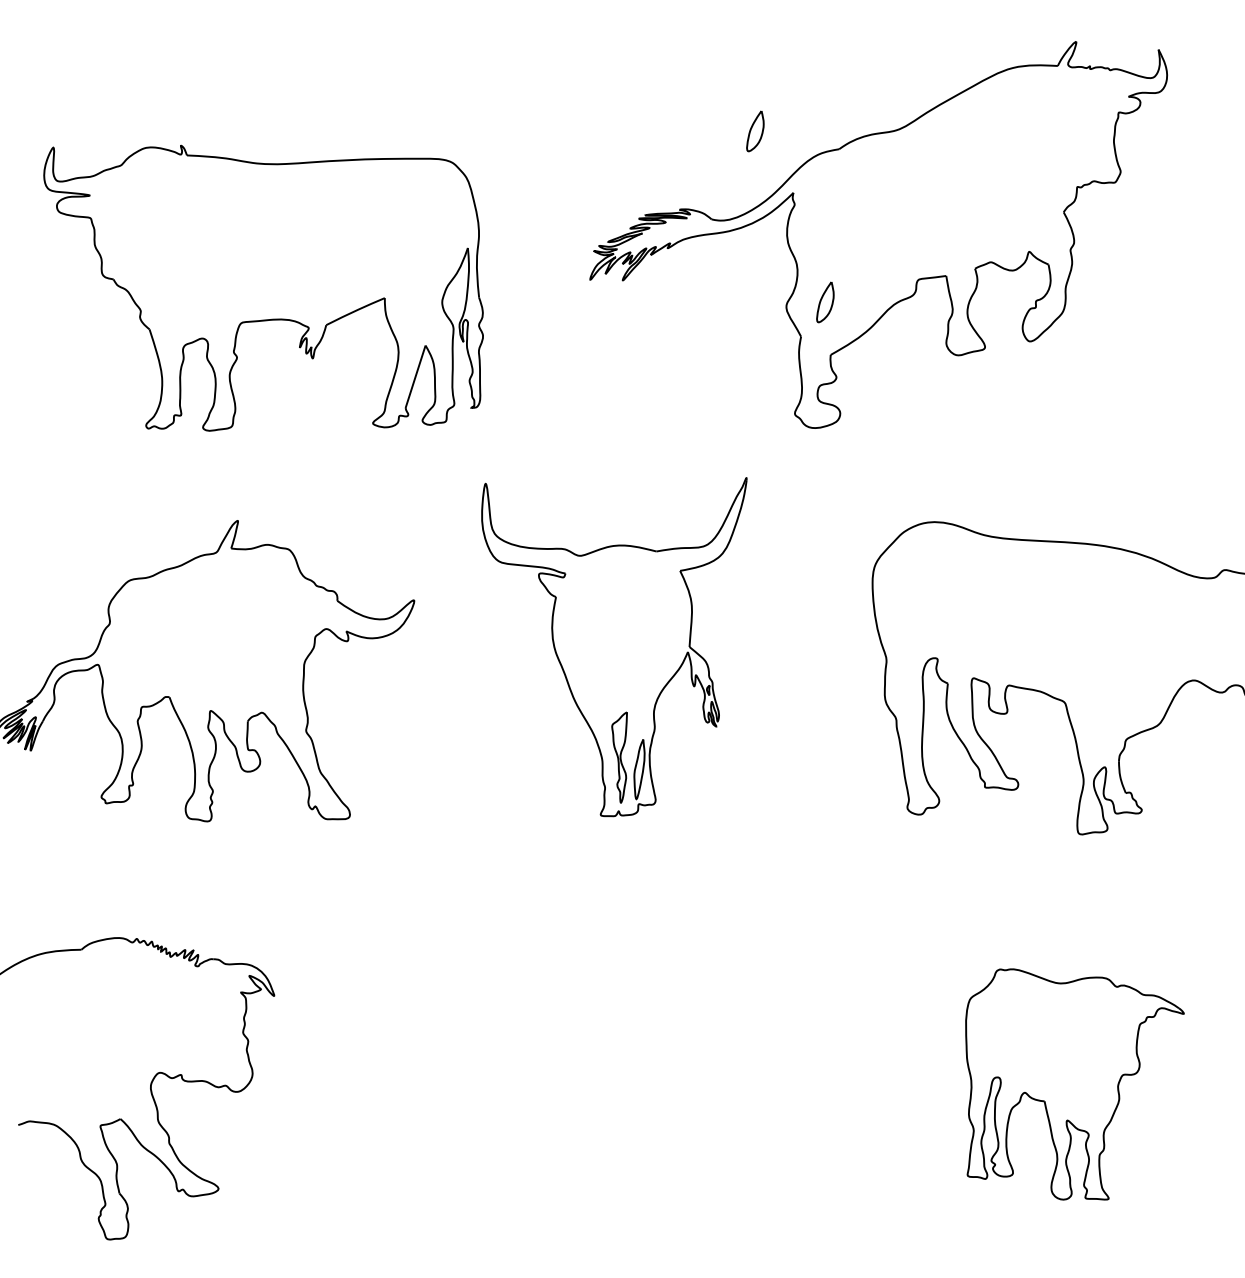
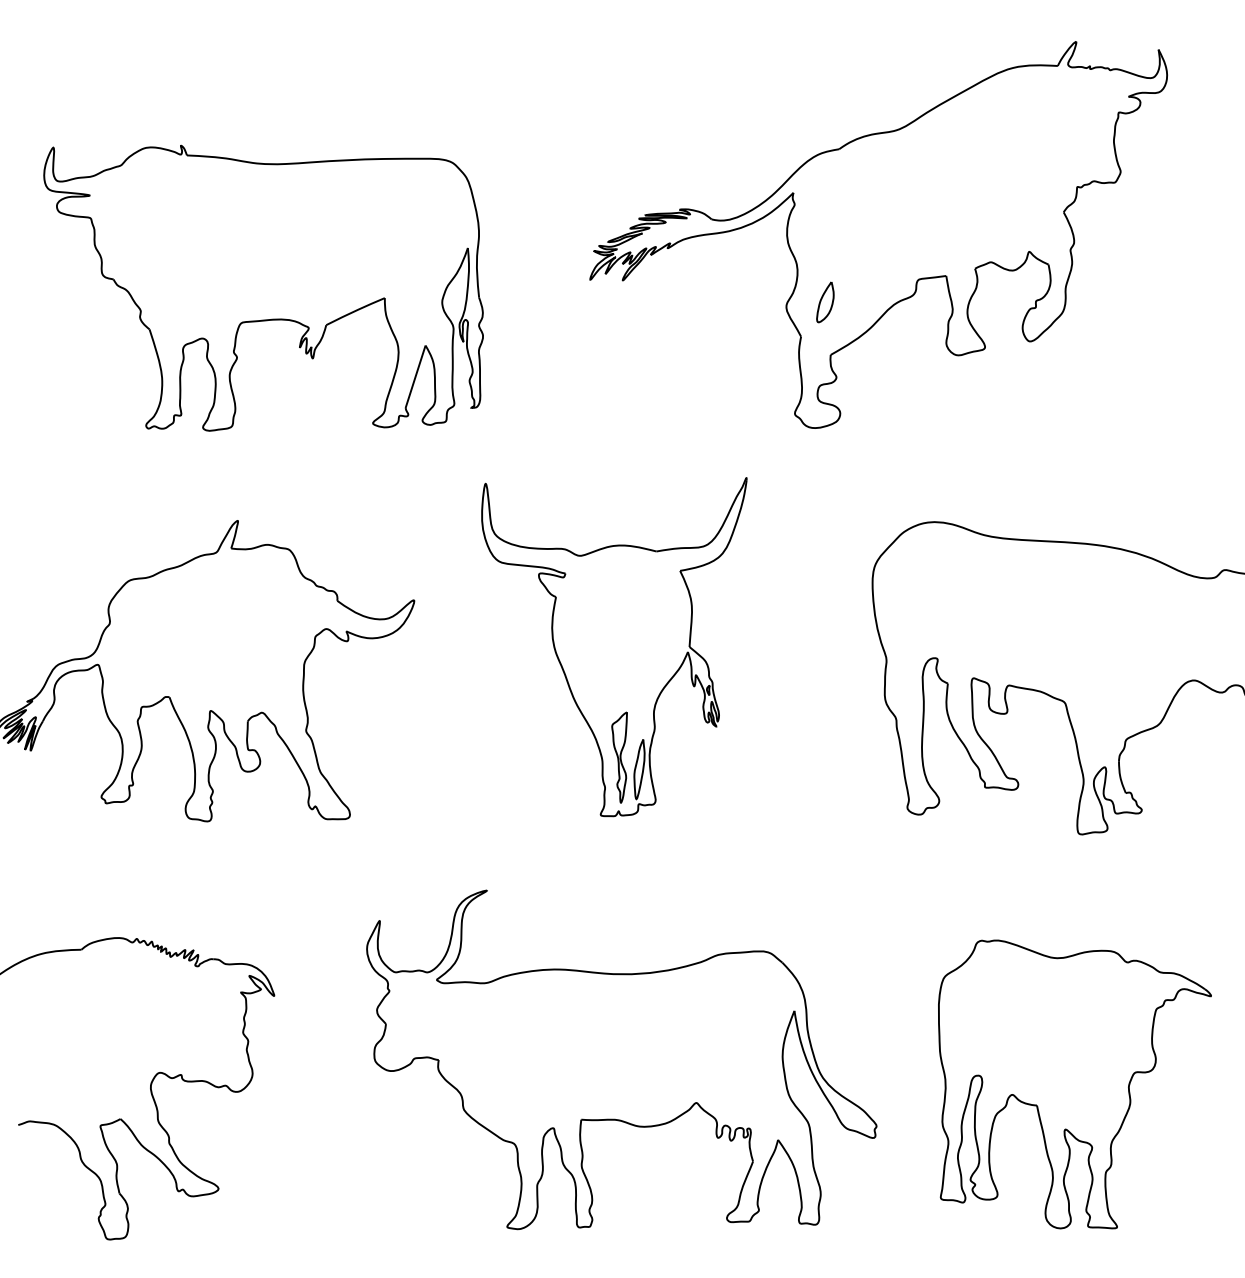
part: present -> none (755, 131)
part: none -> present (621, 1059)
part size: 220x233 px -> 274x291 px (1074, 1084)
